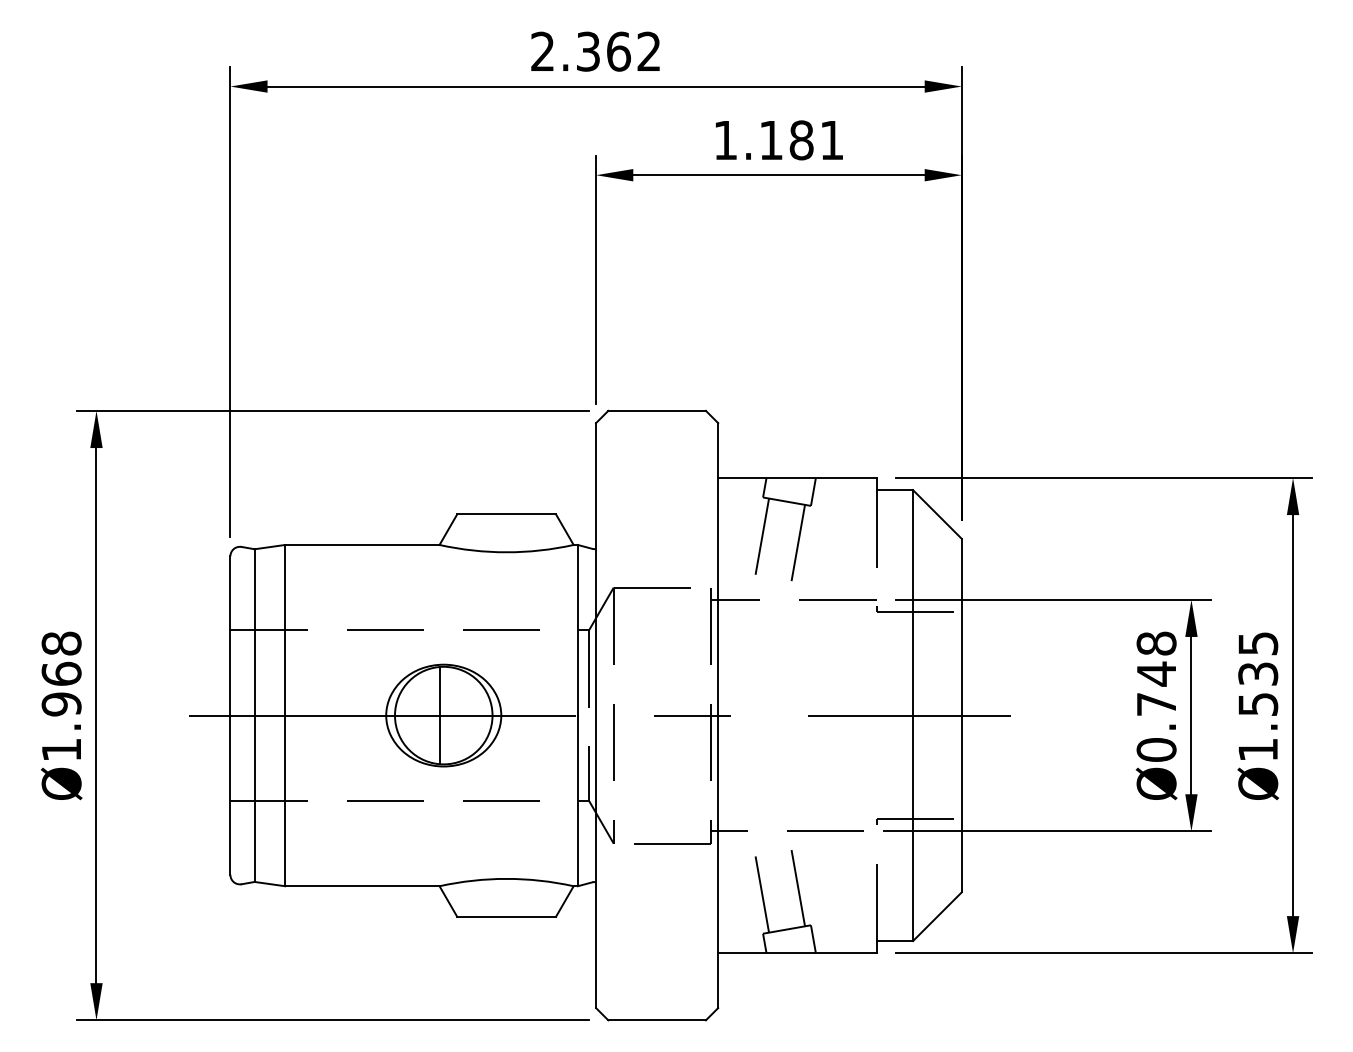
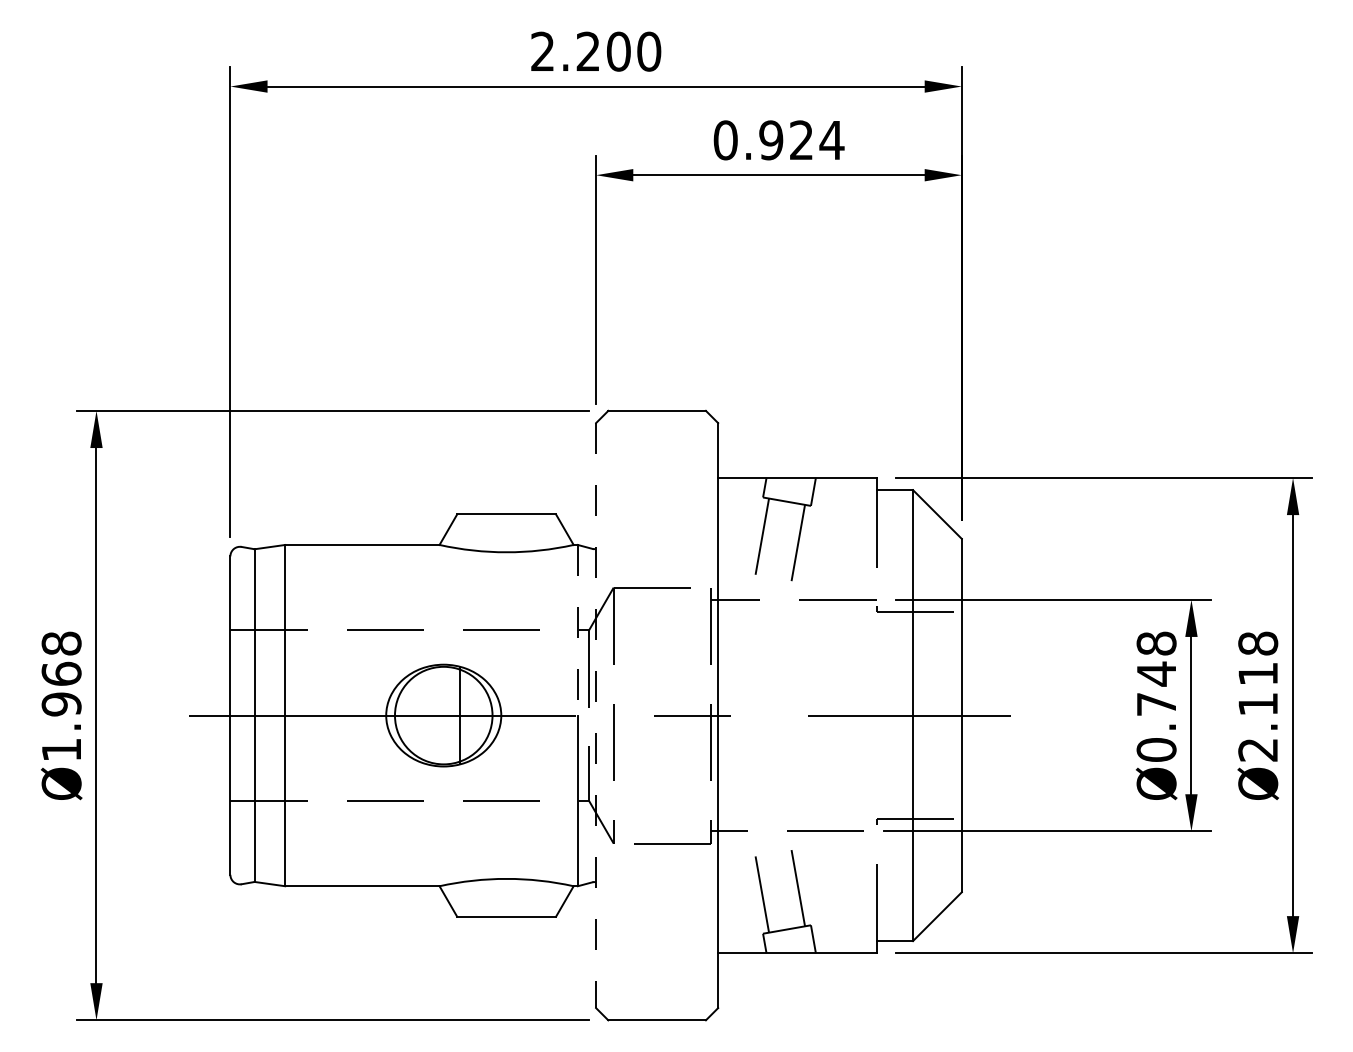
text: 2.362 -> 2.200 (618, 51)
text: 1.181 -> 0.924 (778, 140)
line: solid -> dashed (577, 630)
text: Ø1.535 -> Ø2.118 (1258, 696)
line position: (439, 715) -> (459, 715) (459, 715)
line: solid -> dashed (596, 715)
